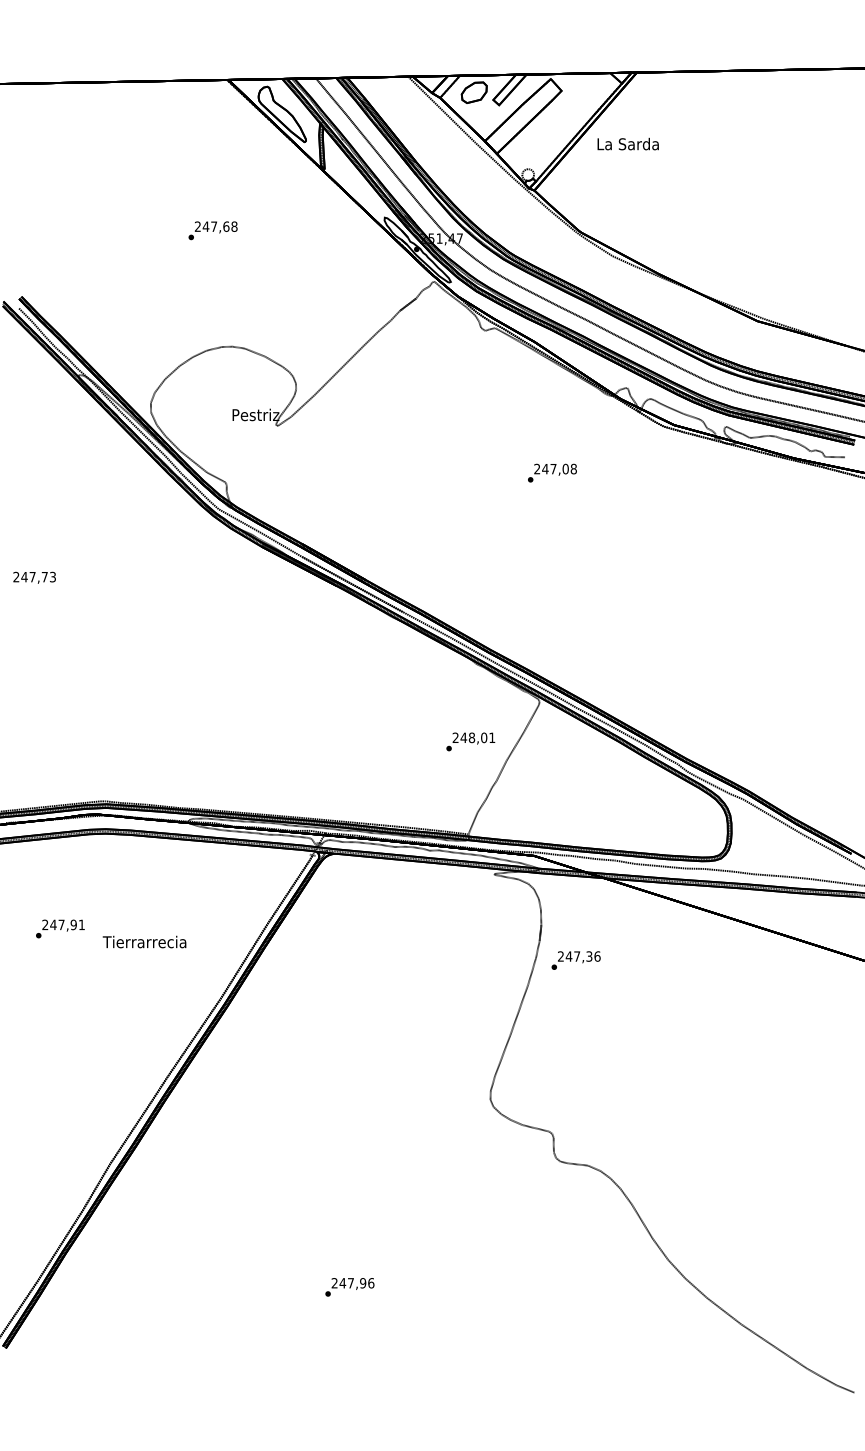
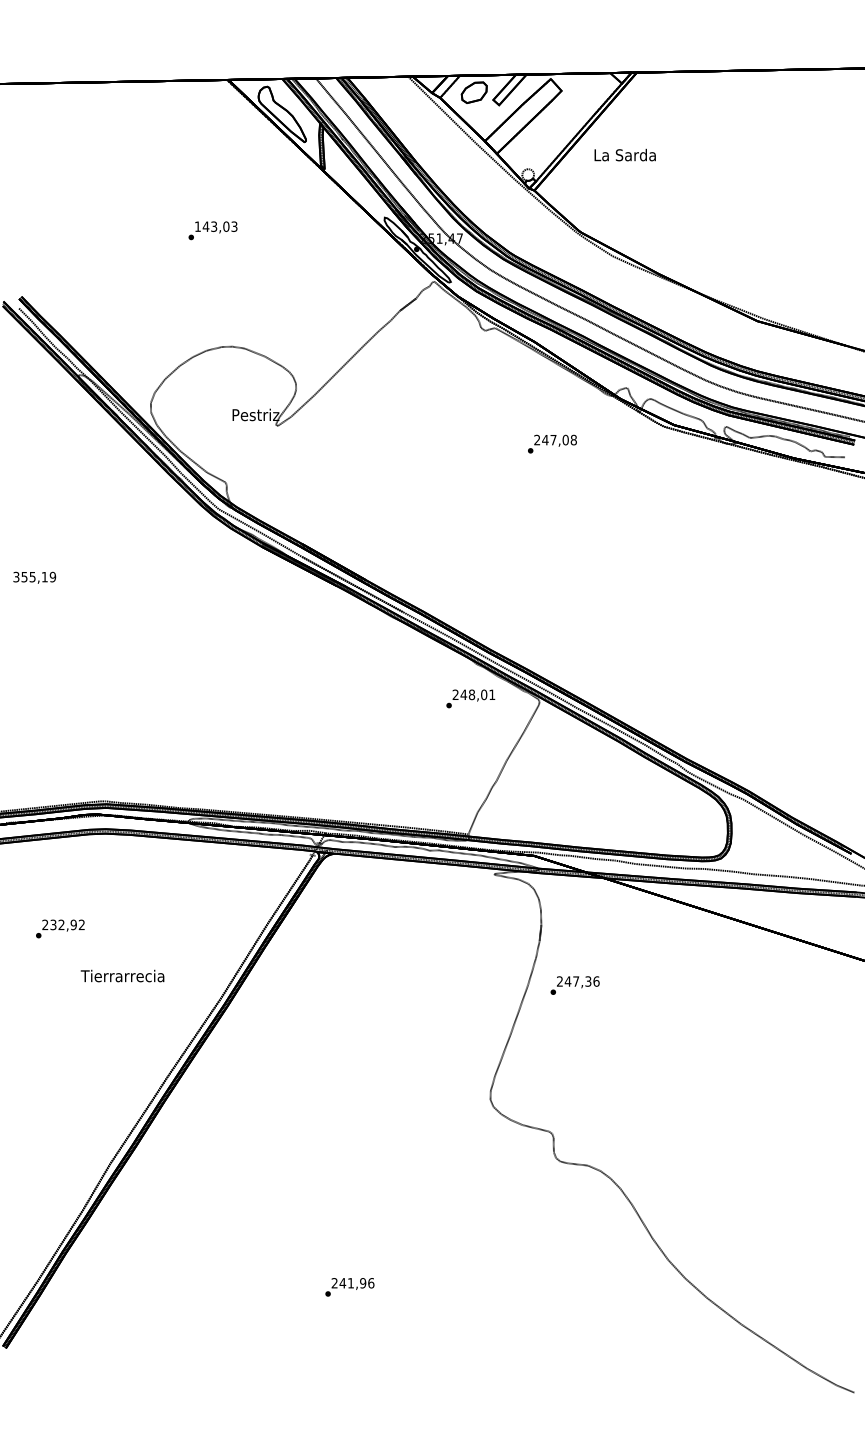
text position: (627, 143) -> (624, 154) (624, 154)
text: 247,68 -> 143,03 (215, 226)
text position: (552, 472) -> (552, 443) (552, 443)
text: 247,73 -> 355,19 (34, 577)
text position: (470, 741) -> (470, 698) (470, 698)
text: 247,91 -> 232,92 (67, 924)
text position: (144, 941) -> (122, 975) (122, 975)
text position: (575, 960) -> (574, 985) (574, 985)
text: 247,96 -> 241,96 (350, 1283)
